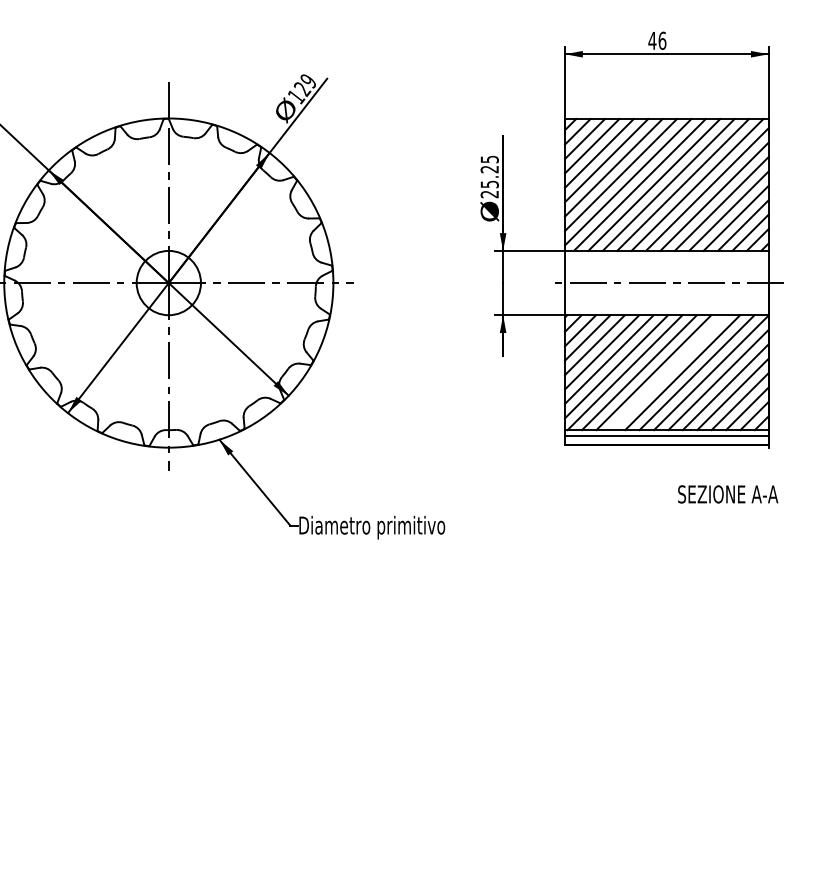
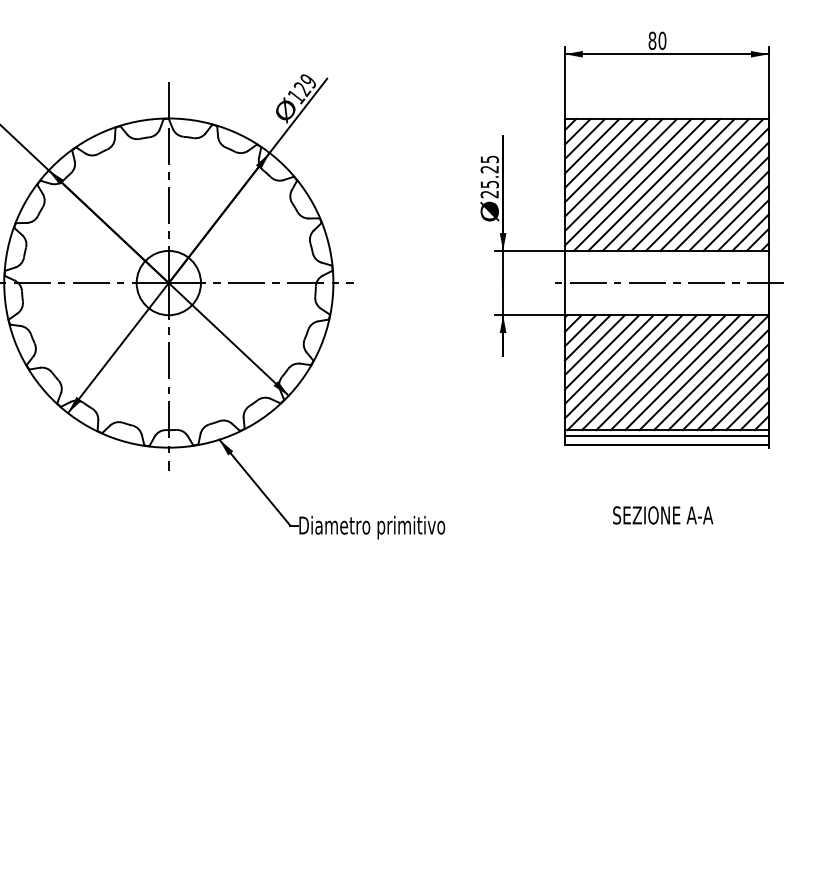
text: 46 -> 80 (657, 40)
line: none -> present (667, 372)
text position: (728, 494) -> (663, 515) (663, 515)
